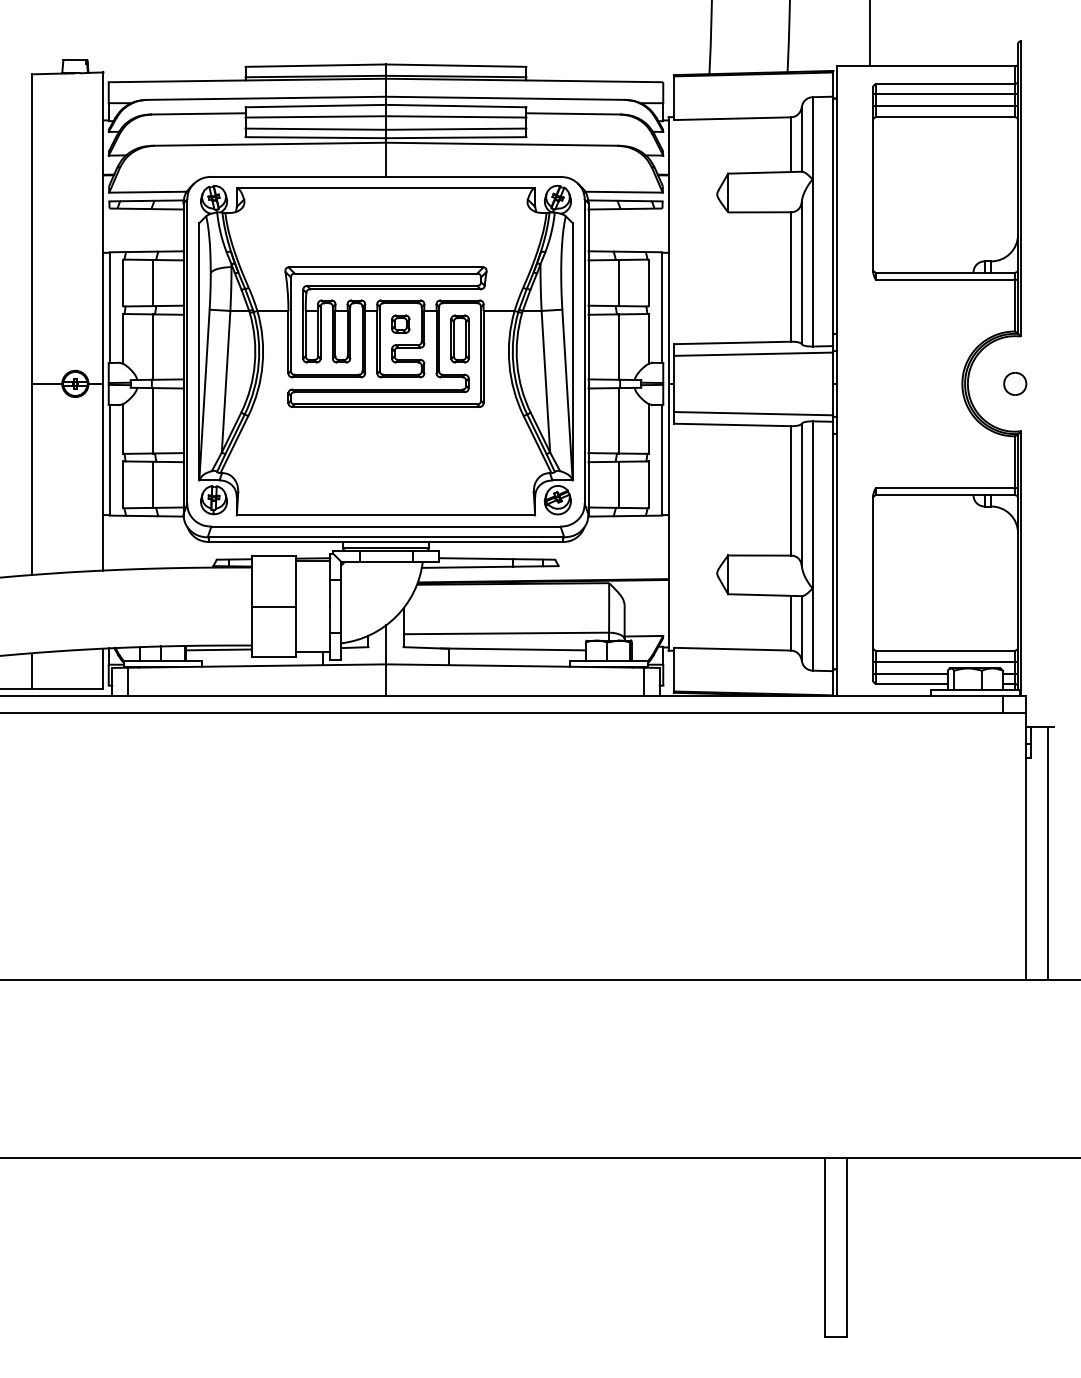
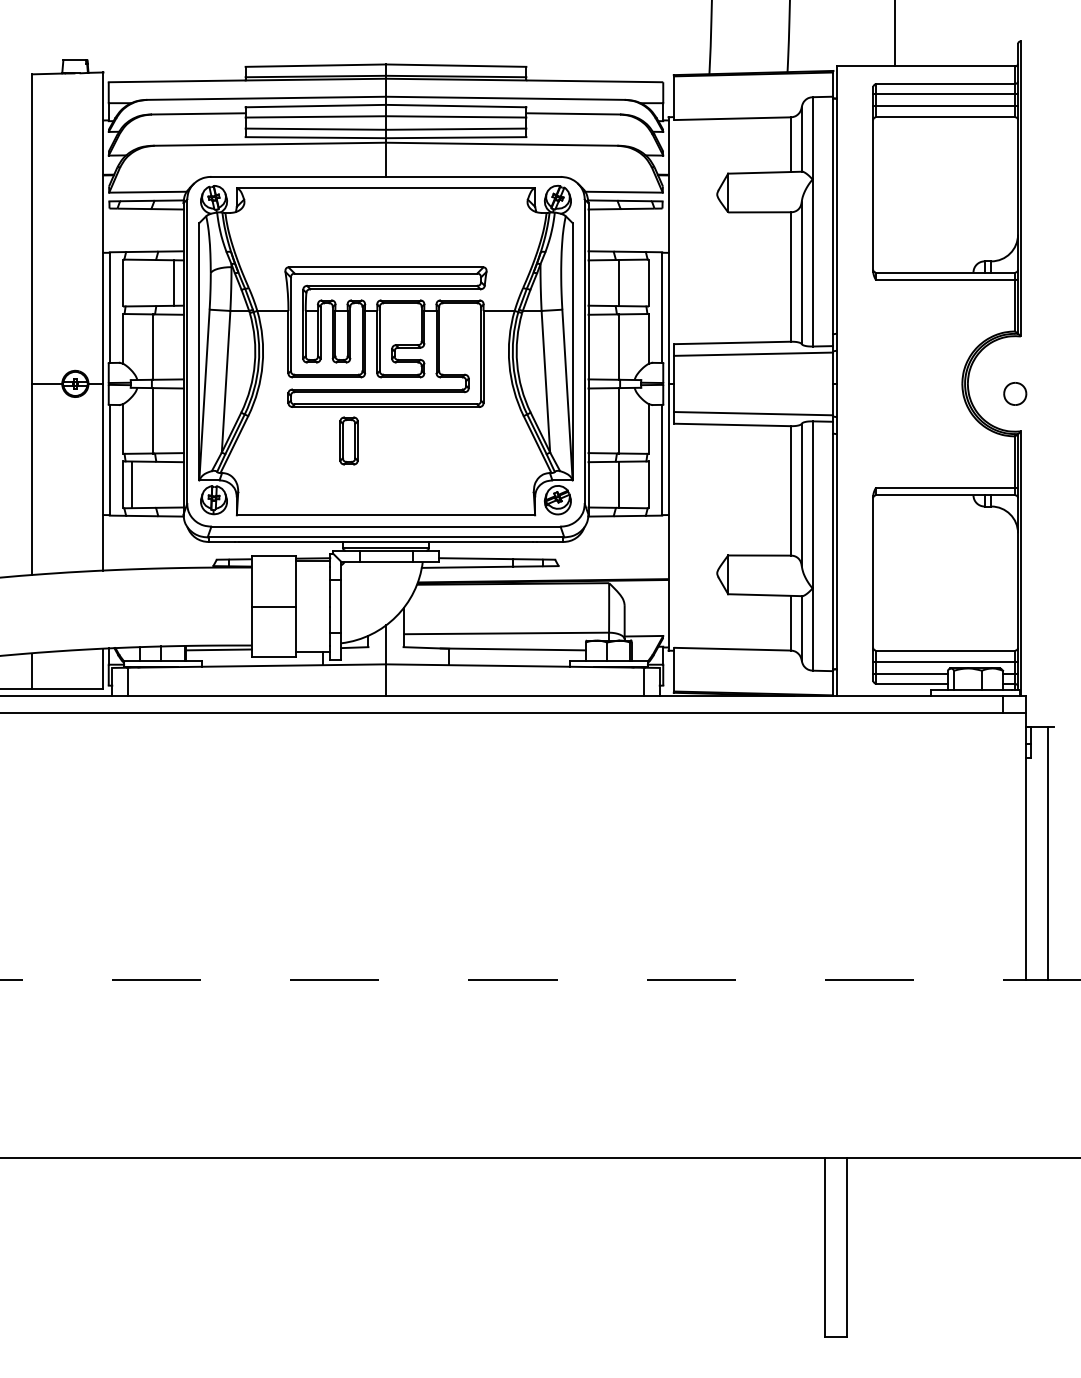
line position: (869, 34) -> (894, 34) (894, 34)
line position: (152, 283) -> (173, 283) (173, 283)
part: present -> none (400, 323)
part position: (459, 338) -> (348, 440) (348, 440)
part position: (1015, 383) -> (1015, 393) (1015, 393)
line position: (152, 484) -> (131, 484) (131, 484)
line: solid -> dashed (540, 980)
